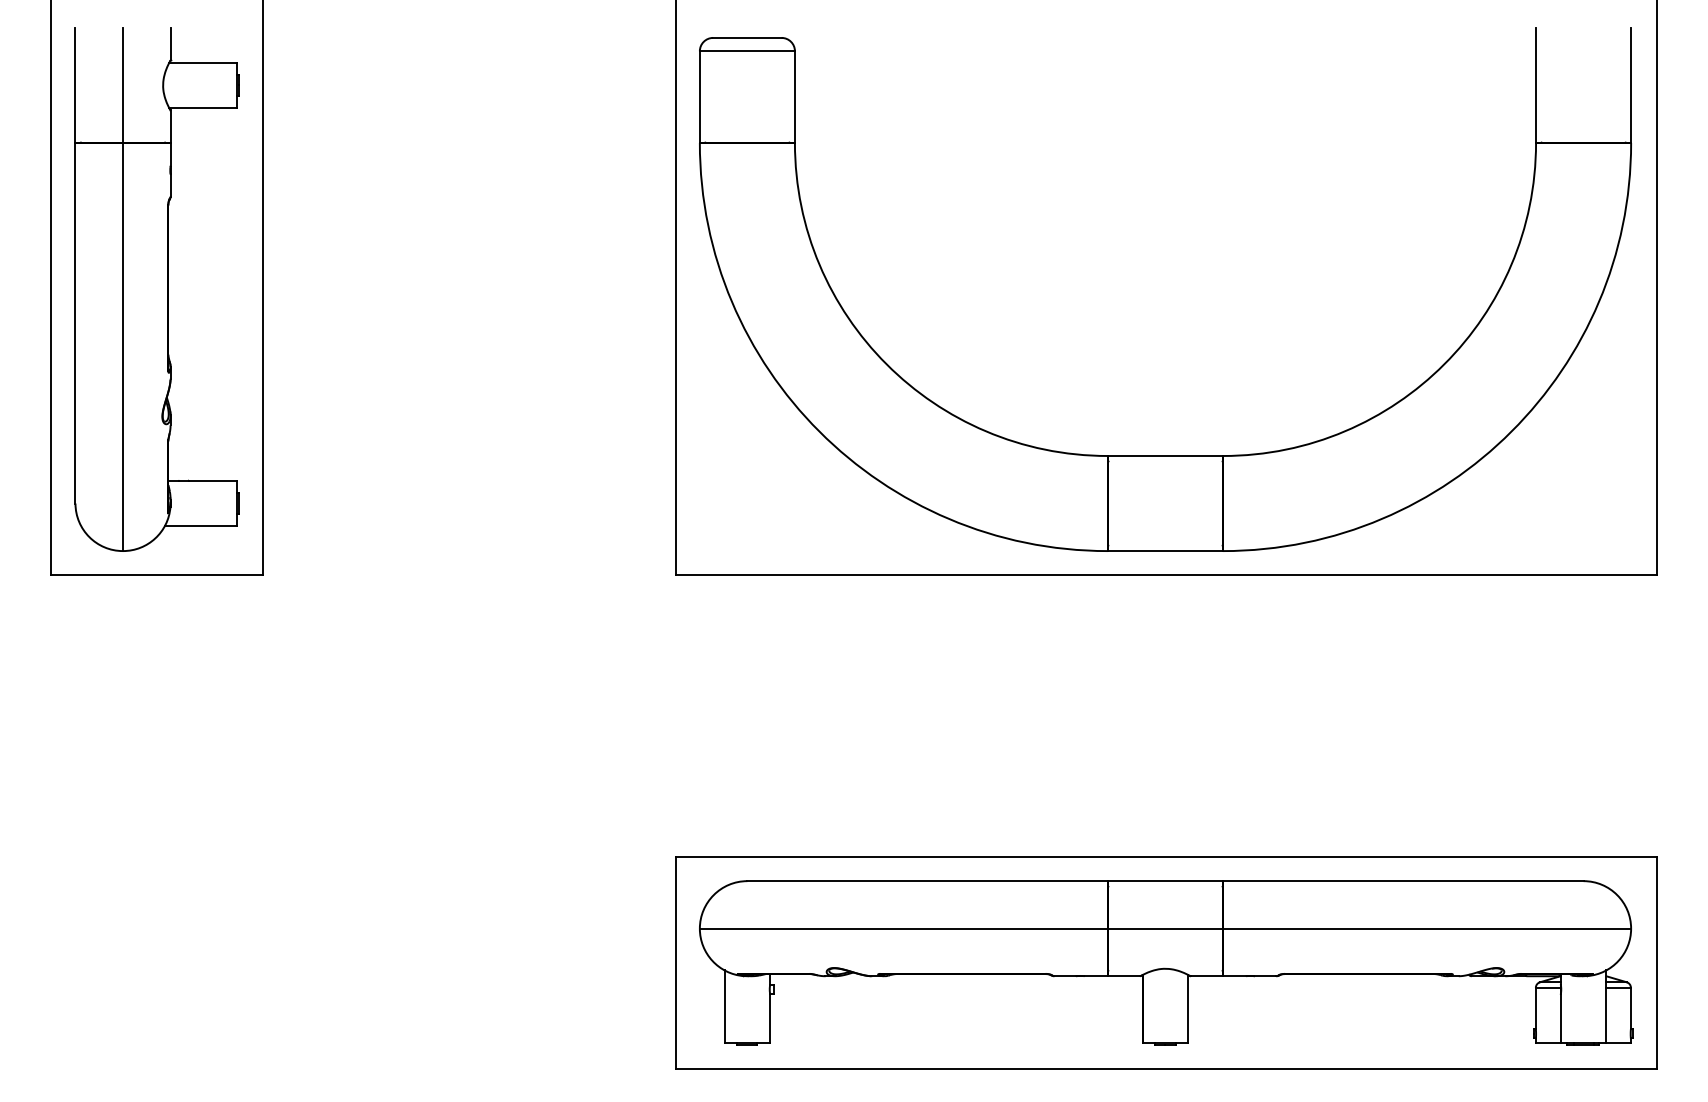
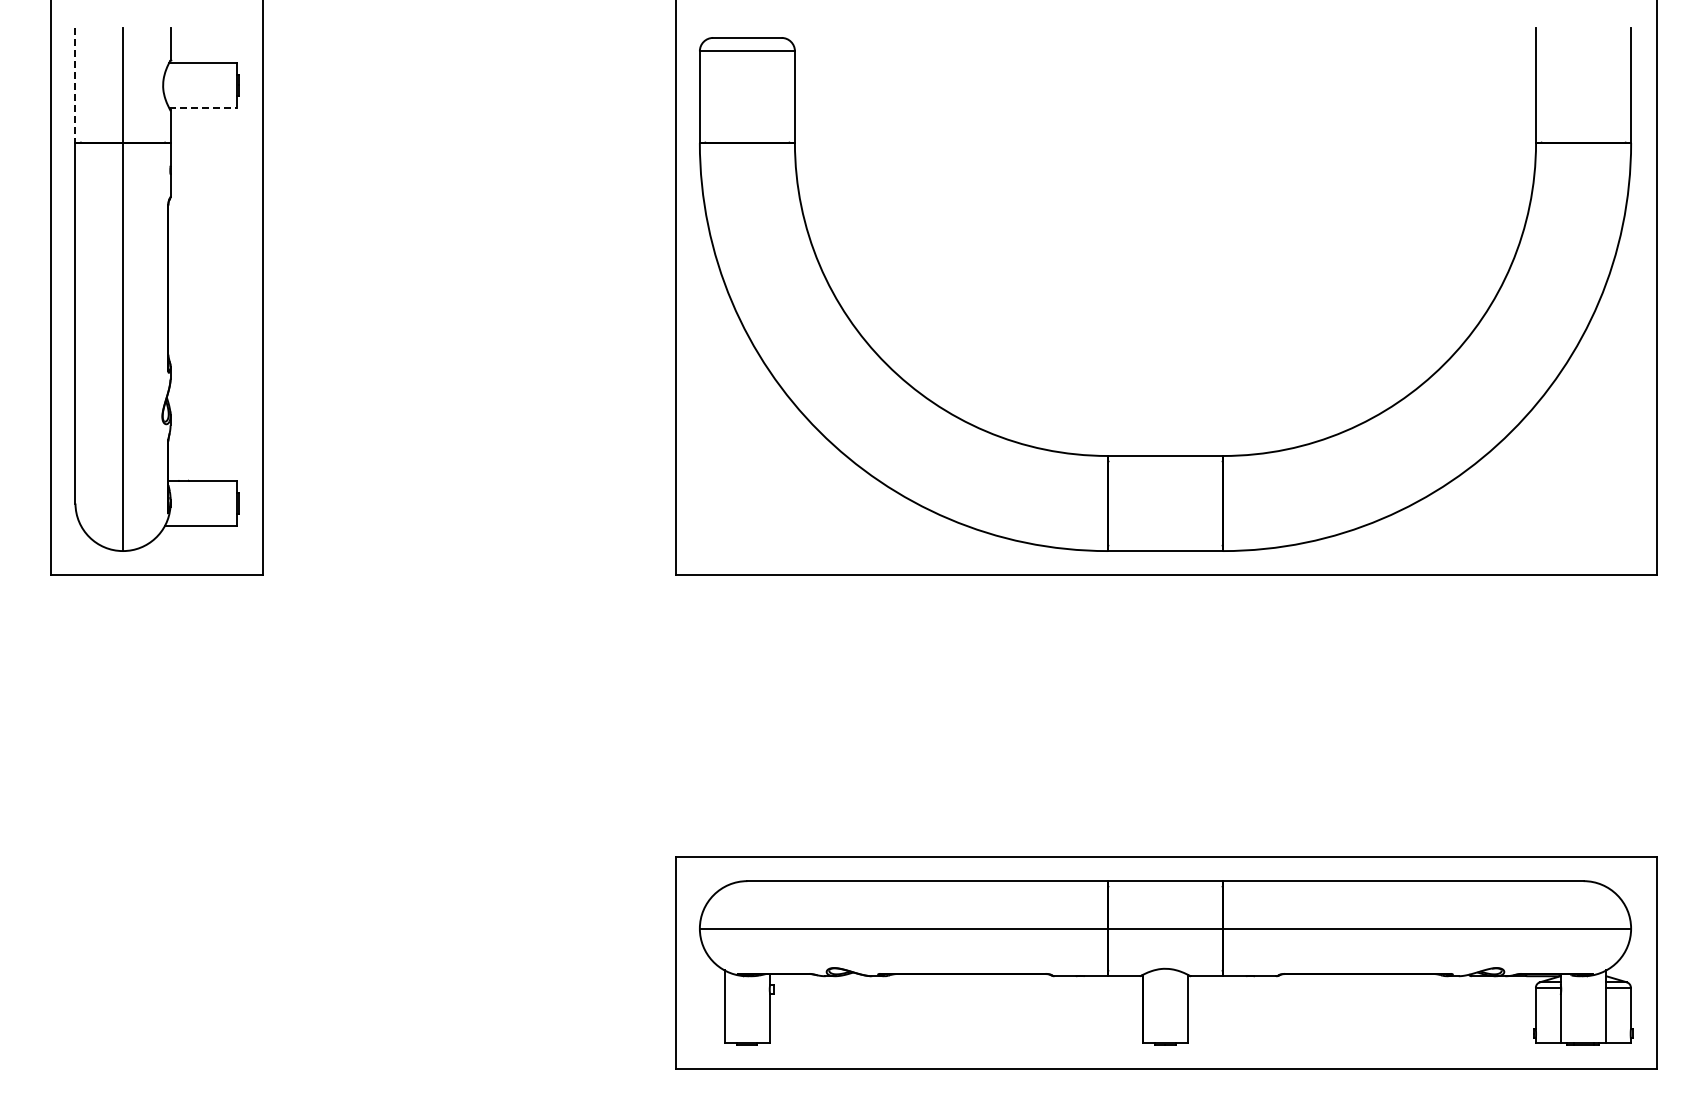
line: solid -> dashed (75, 85)
line: solid -> dashed (203, 108)
